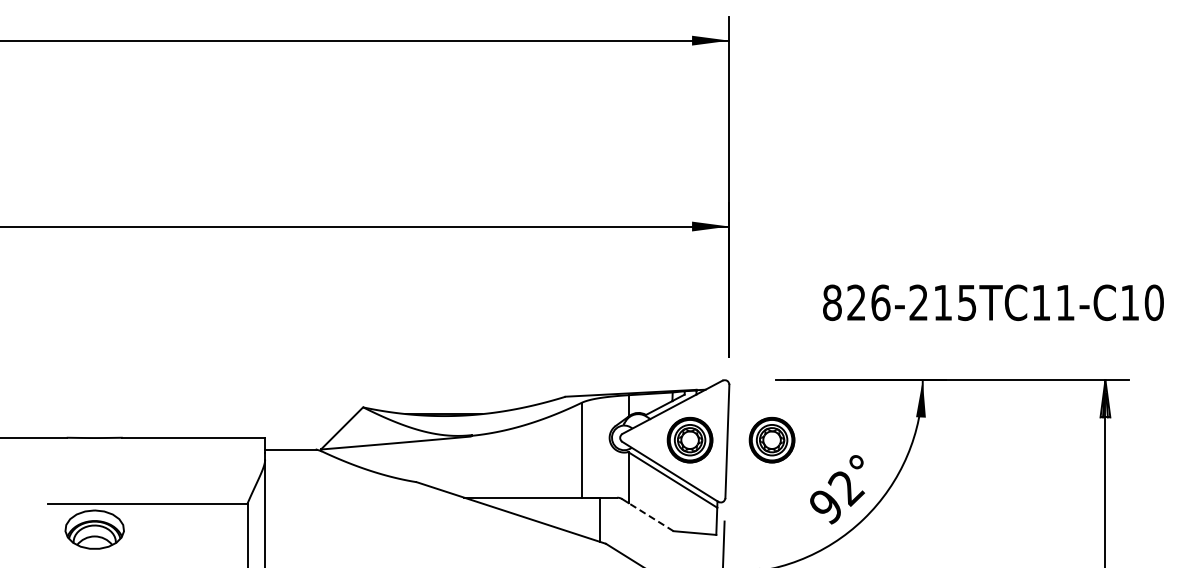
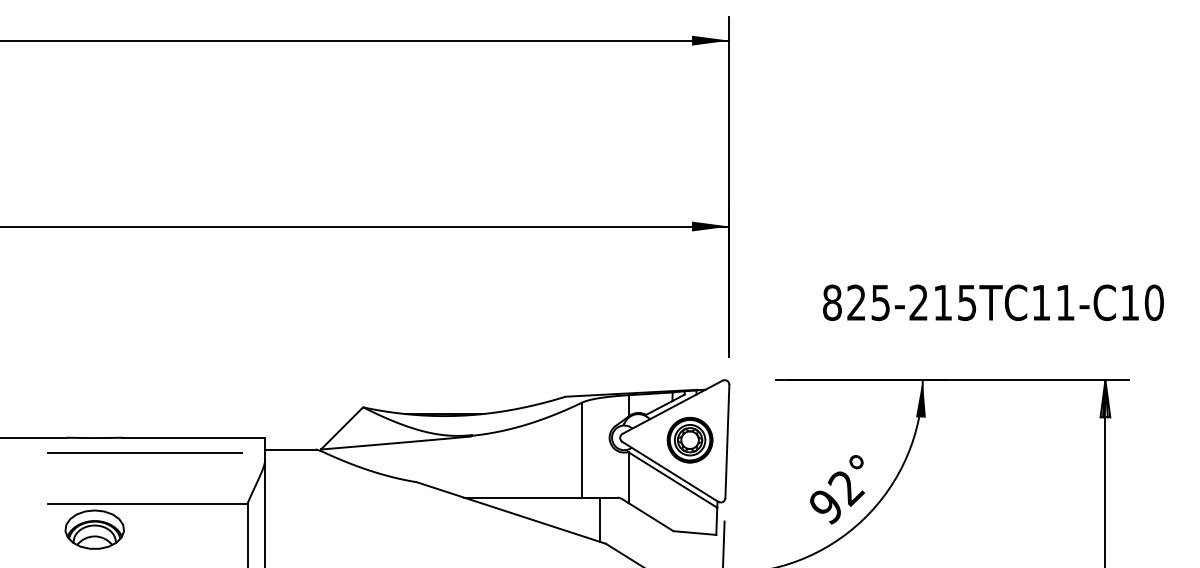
text: 826-215TC11-C10 -> 825-215TC11-C10 (880, 302)
part: present -> none (771, 440)
line: none -> present (144, 452)
line: dashed -> solid (651, 517)
